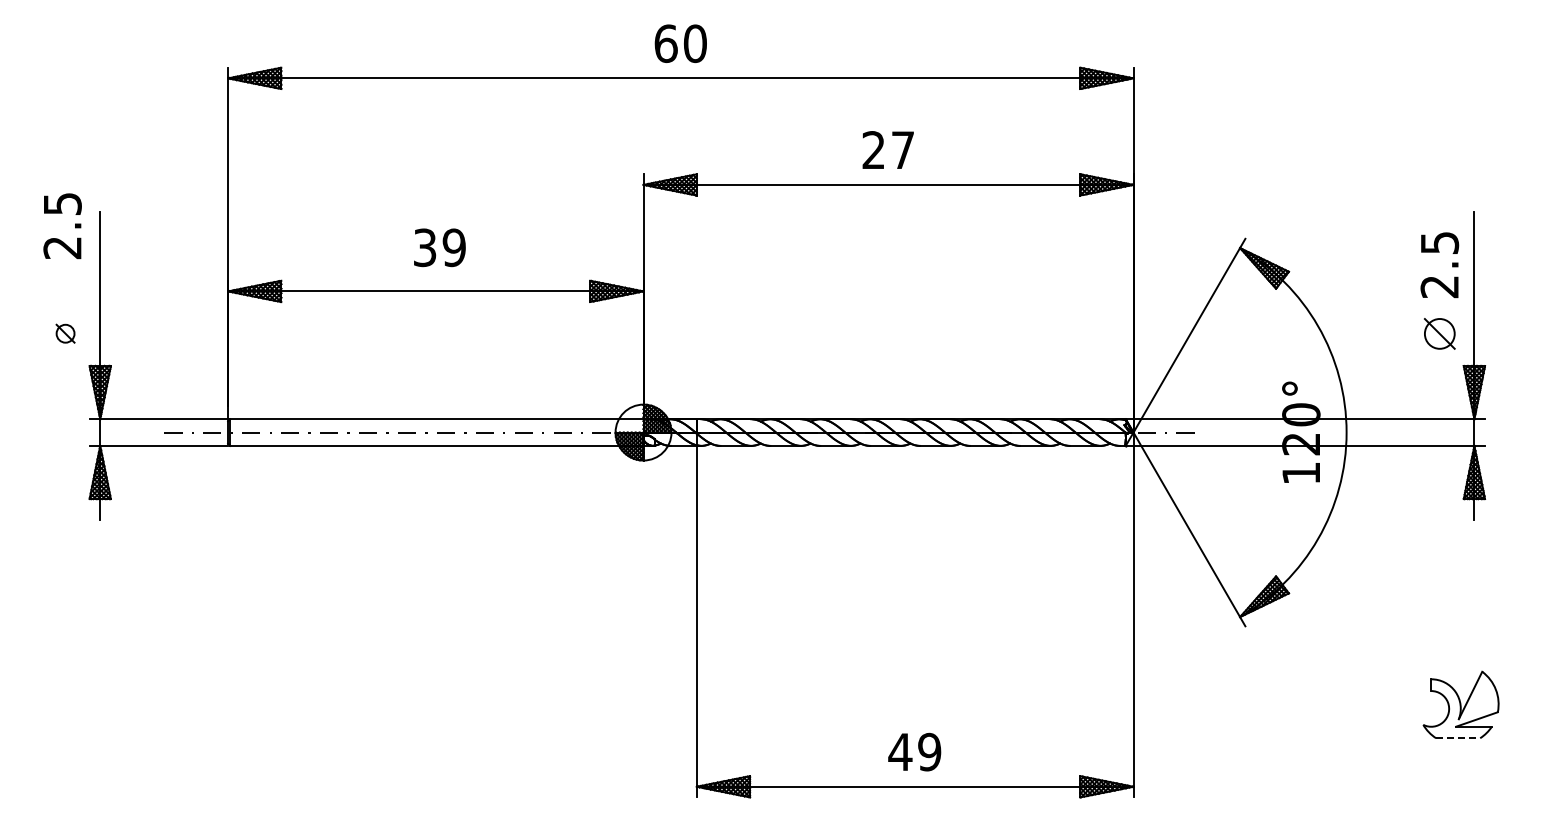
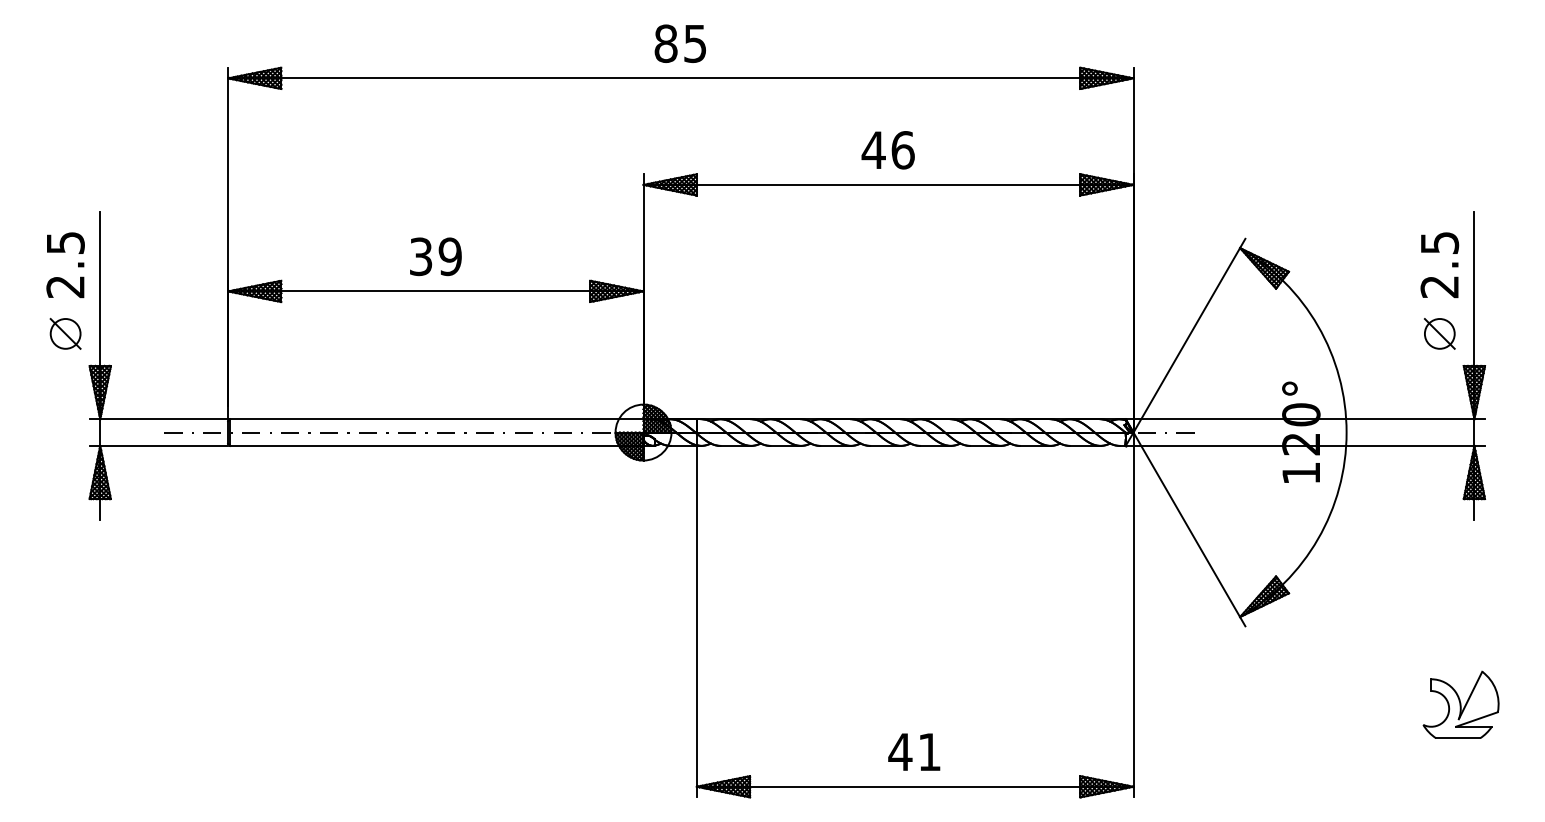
text: 60 -> 85 (680, 43)
text: 27 -> 46 (887, 150)
text position: (62, 226) -> (65, 265) (65, 265)
text position: (439, 247) -> (435, 256) (435, 256)
part size: 21x21 px -> 33x33 px (65, 333)
line: dashed -> solid (1458, 738)
text: 49 -> 41 (929, 751)
